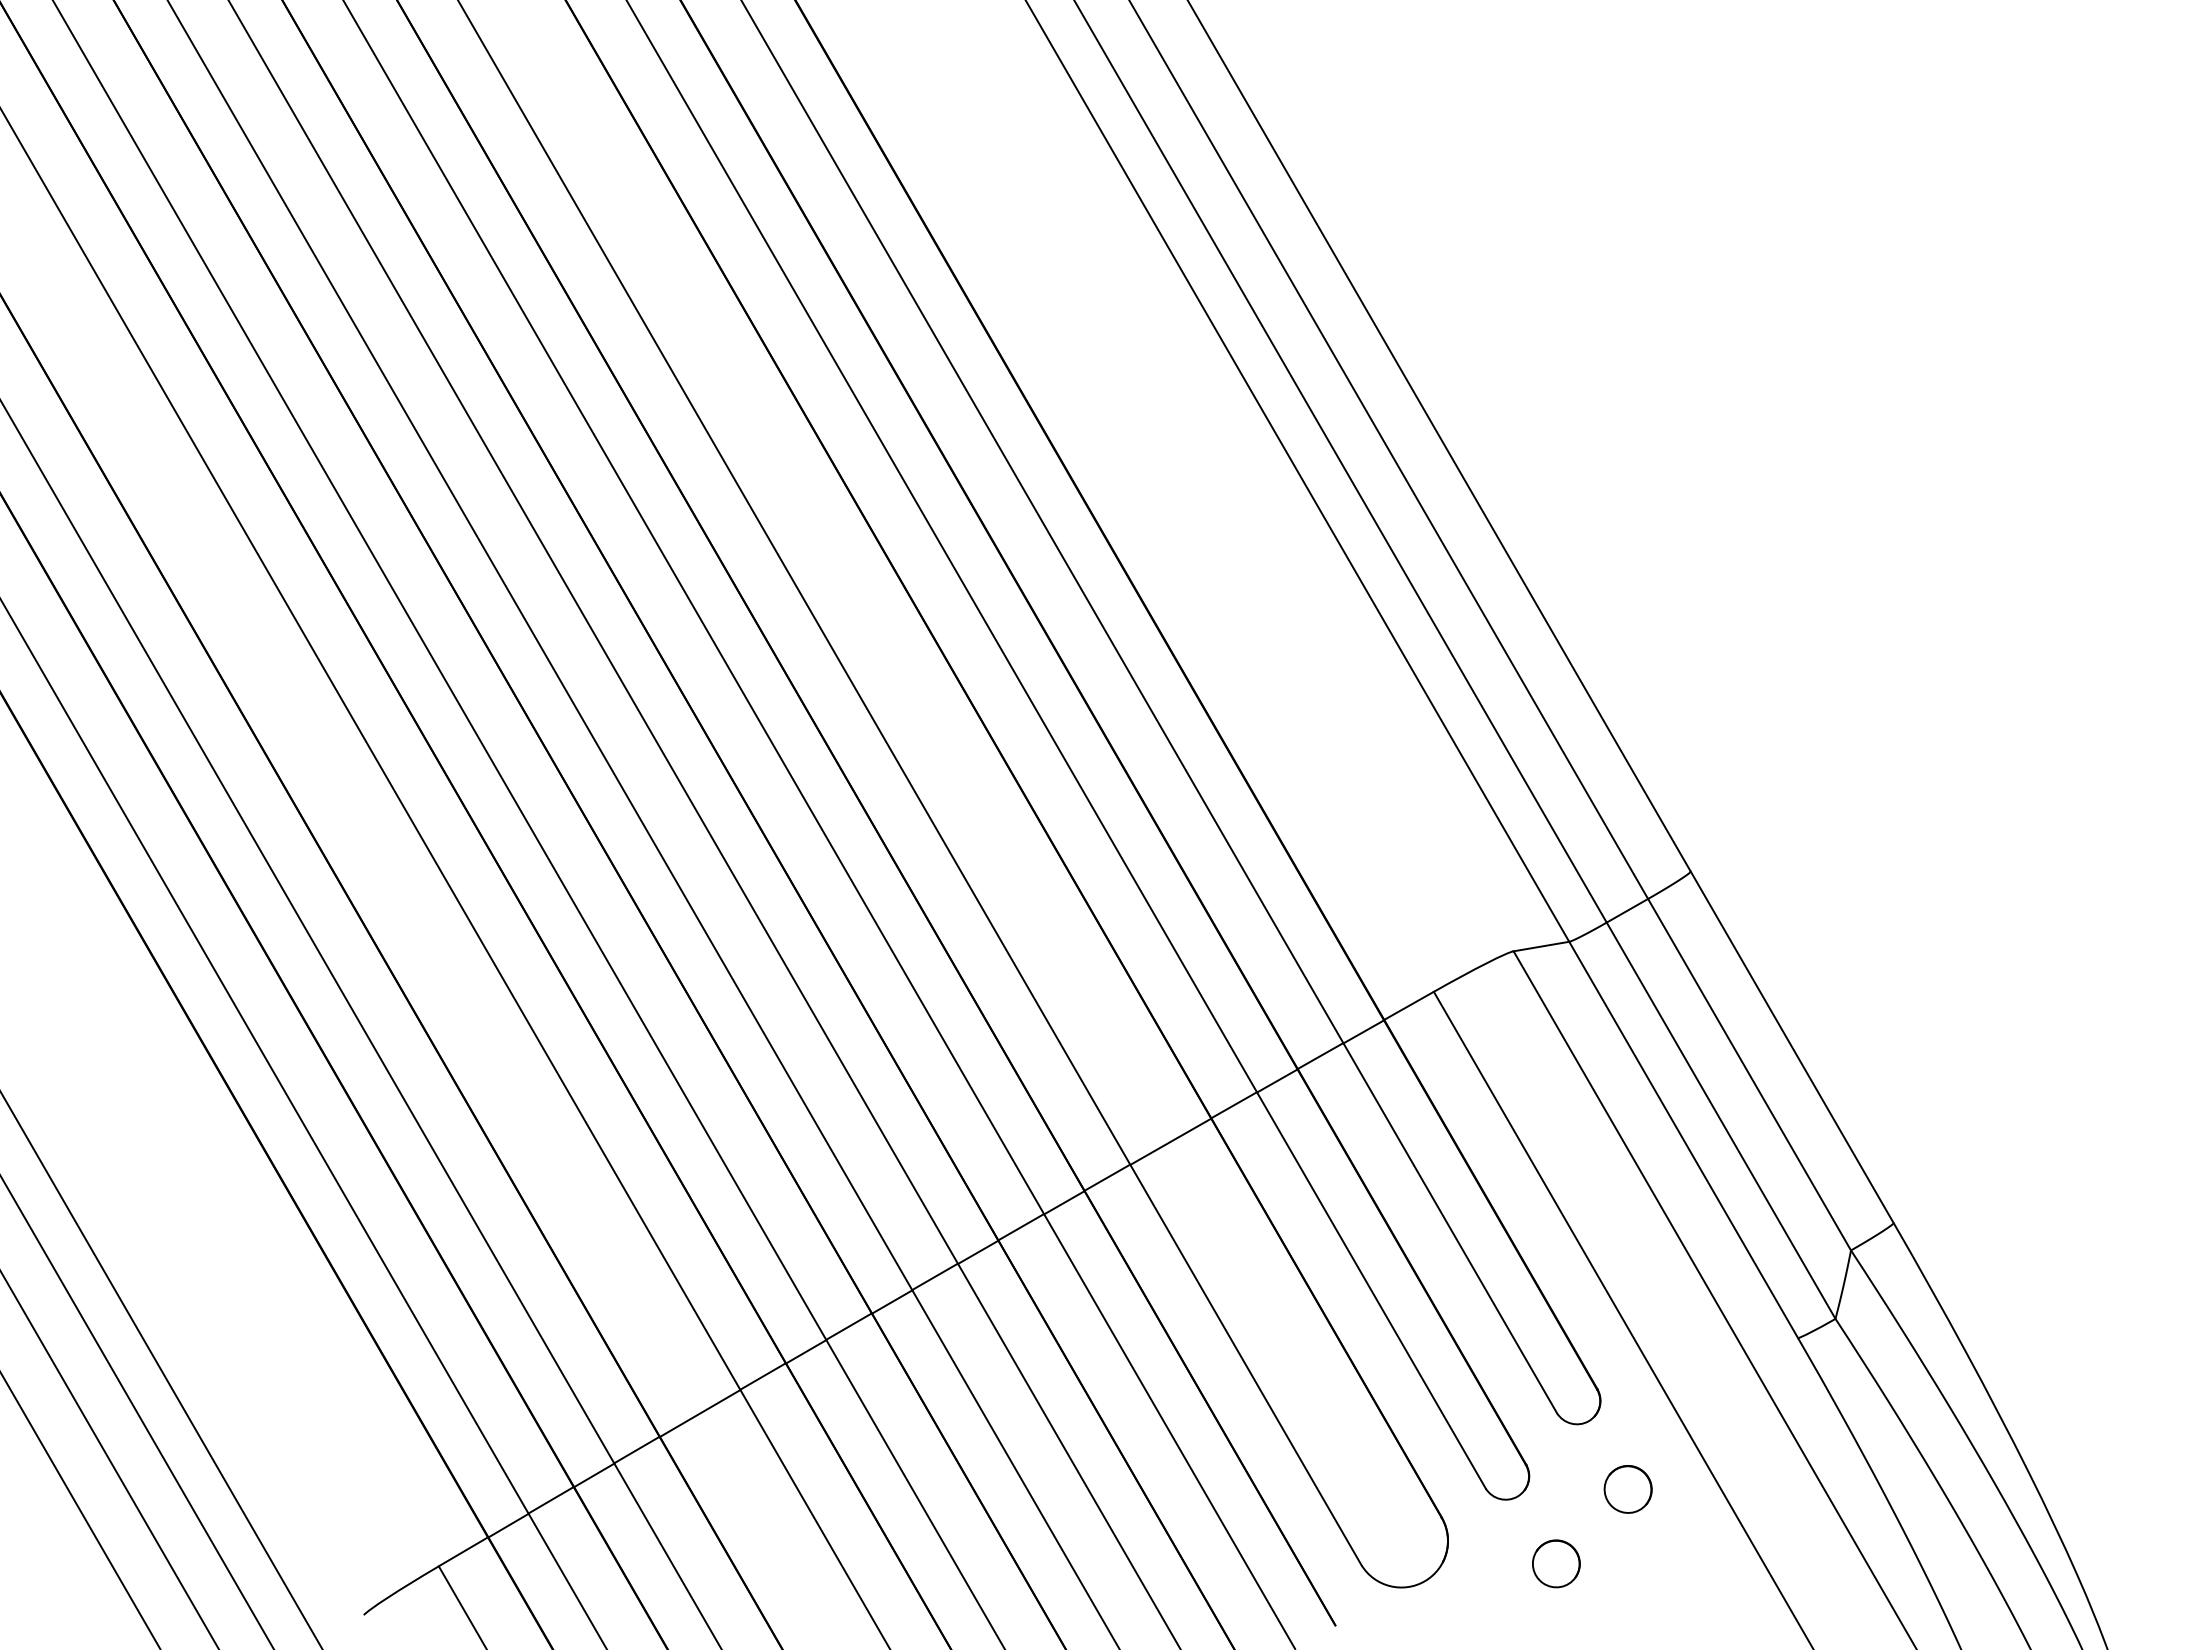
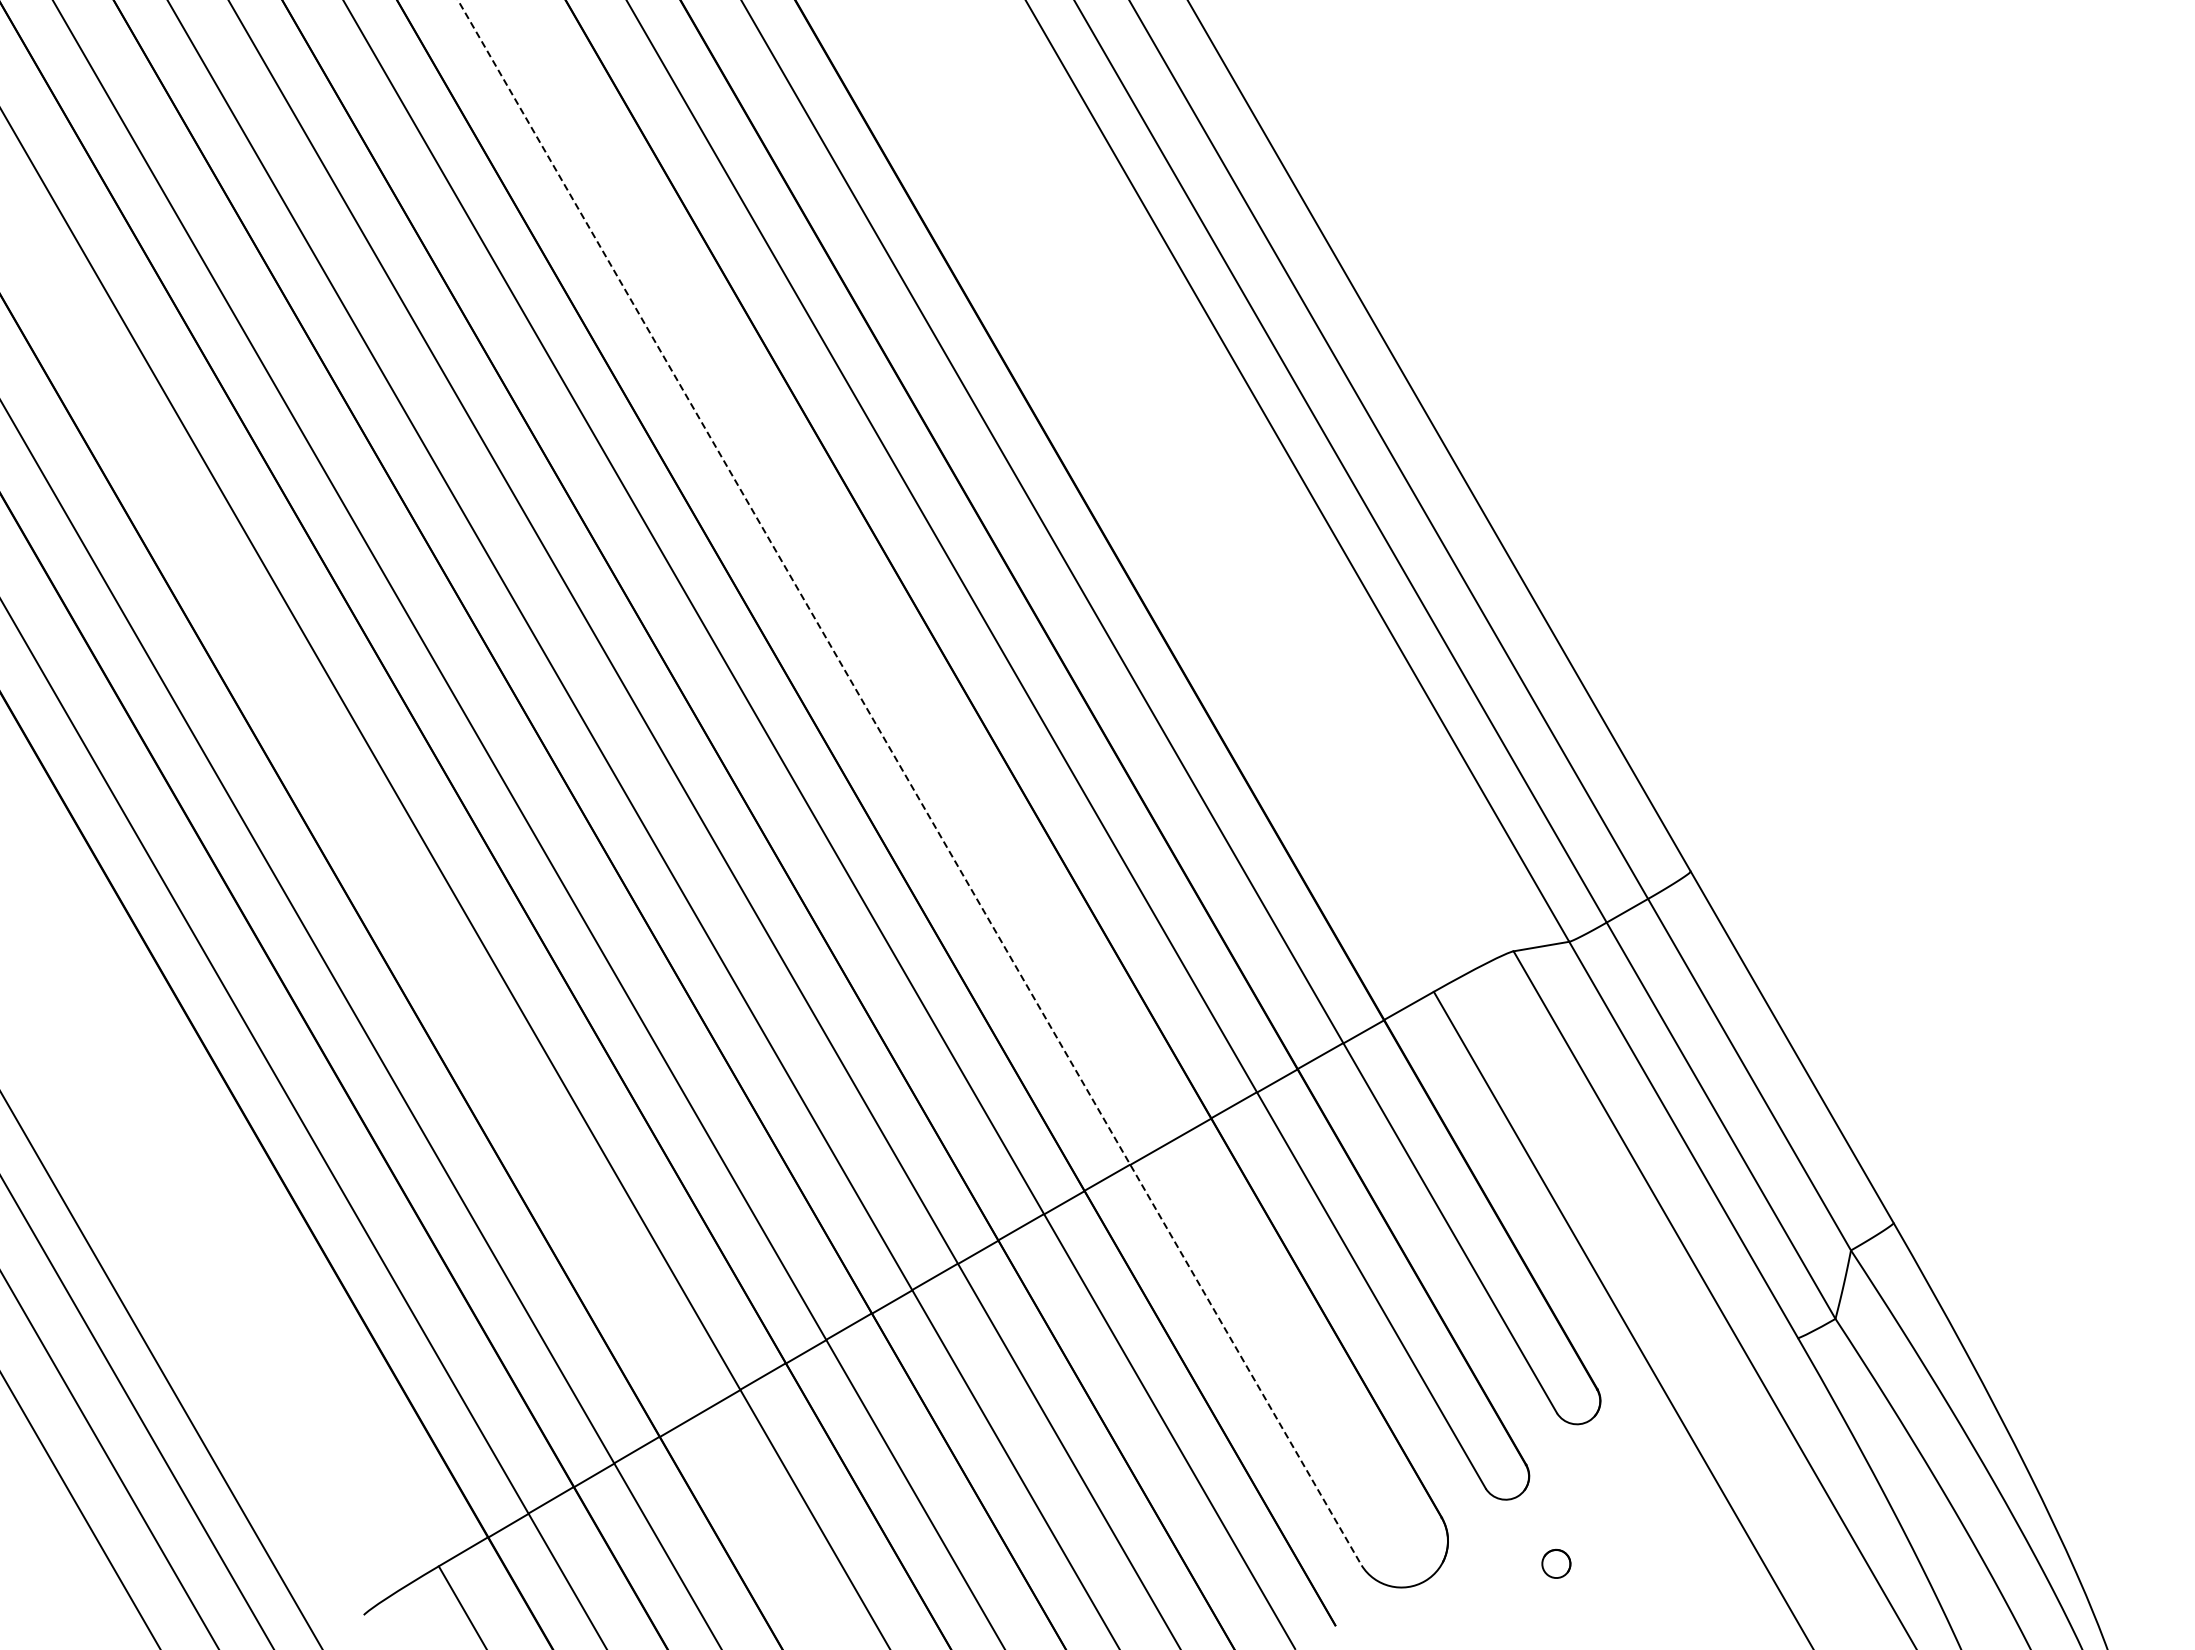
line: solid -> dashed (910, 783)
part: present -> none (1627, 1489)
part size: 49x50 px -> 31x30 px (1556, 1563)
